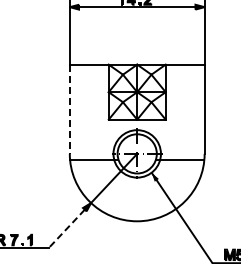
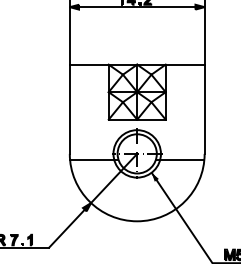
line: dashed -> solid (69, 109)
line: dashed -> solid (66, 229)
